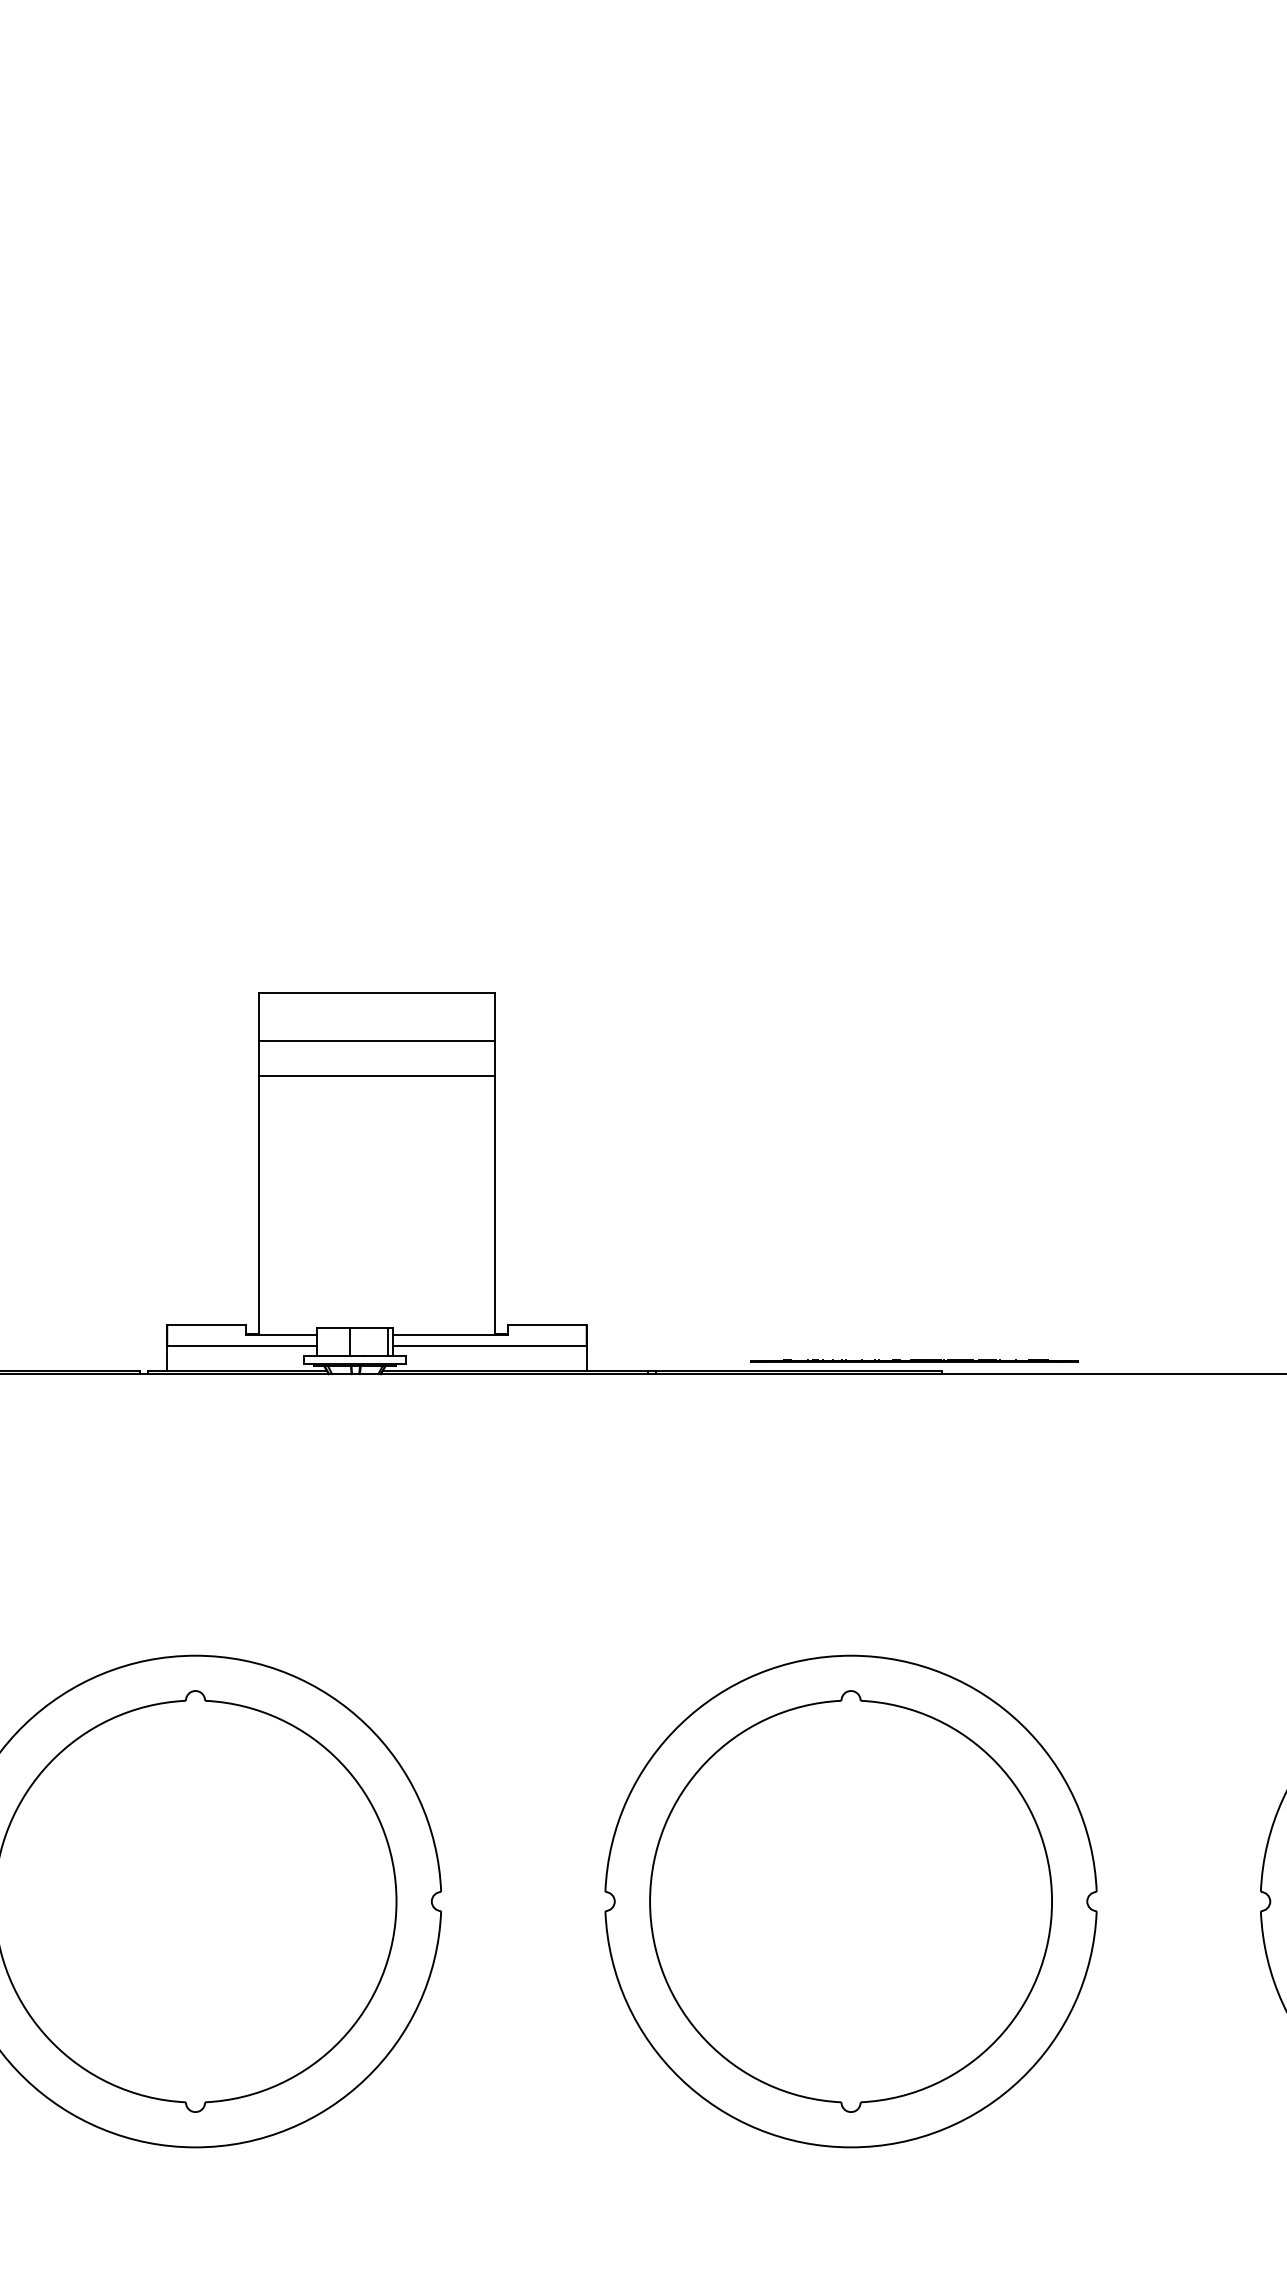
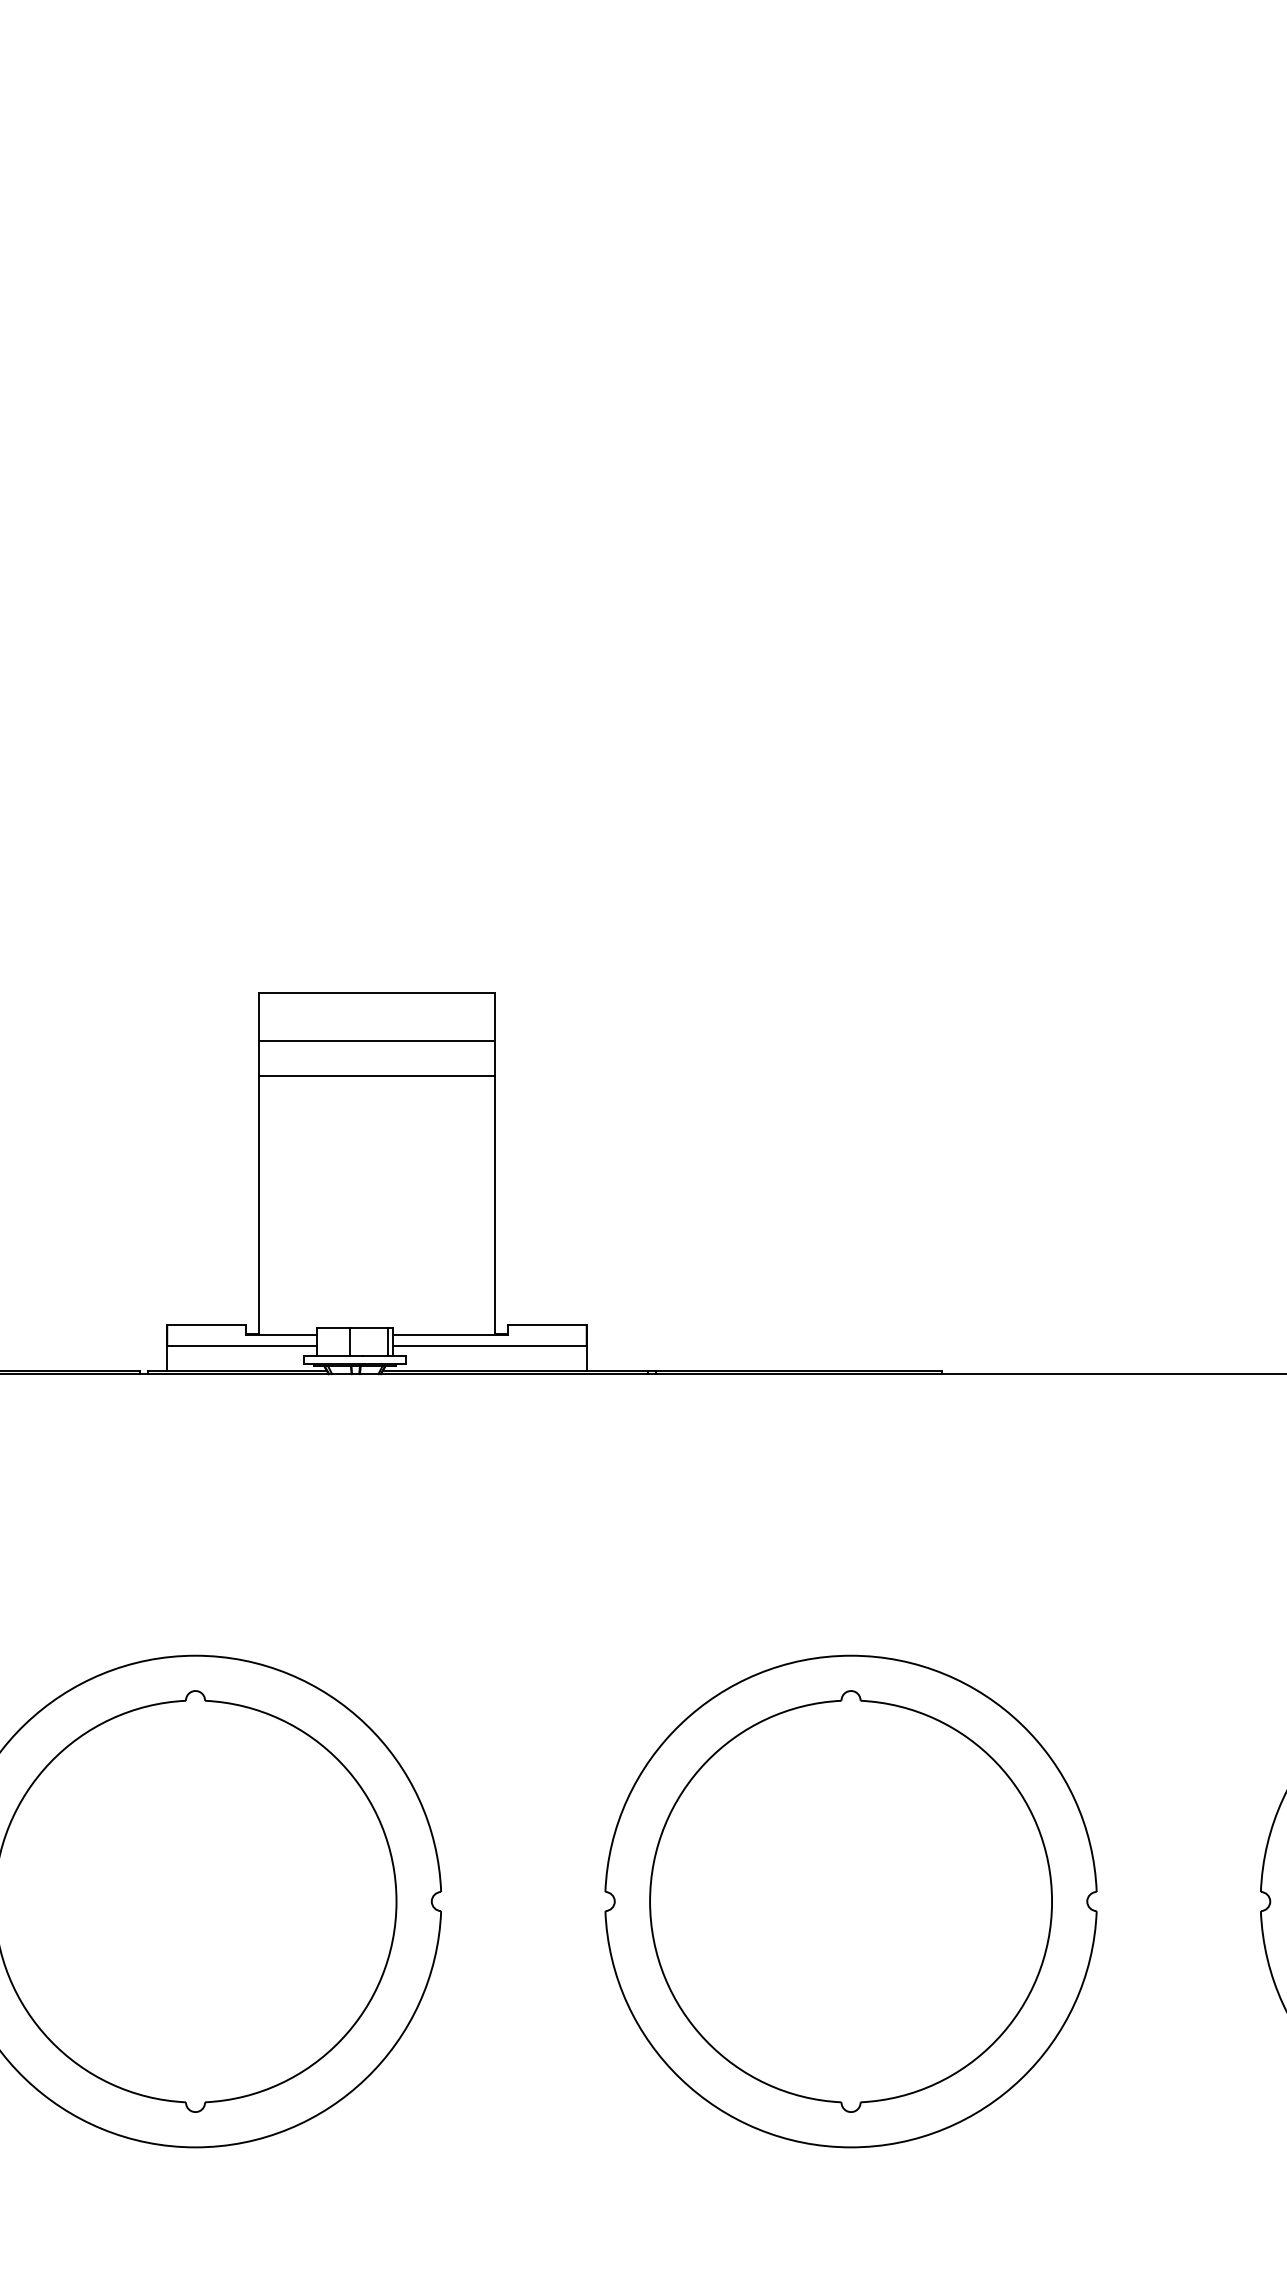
line: present -> none (914, 1360)
